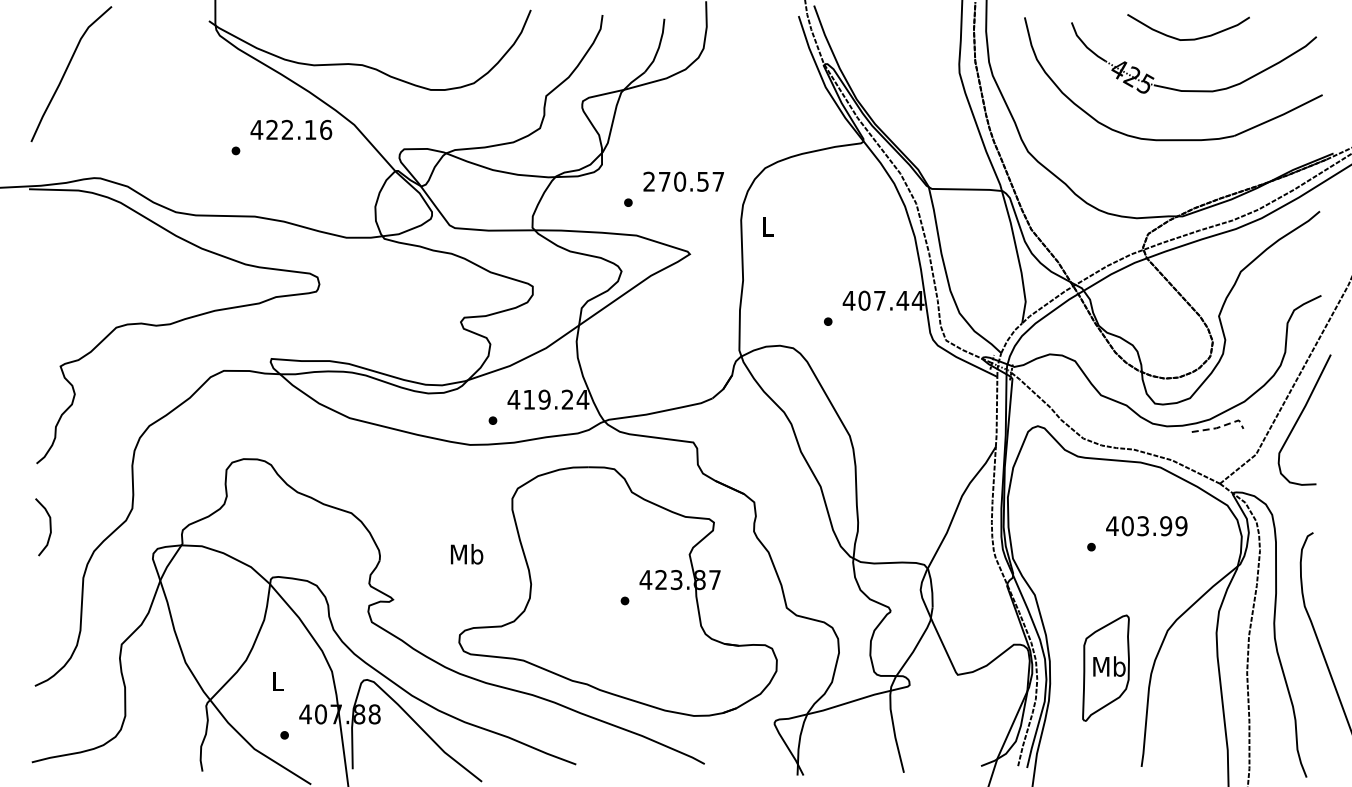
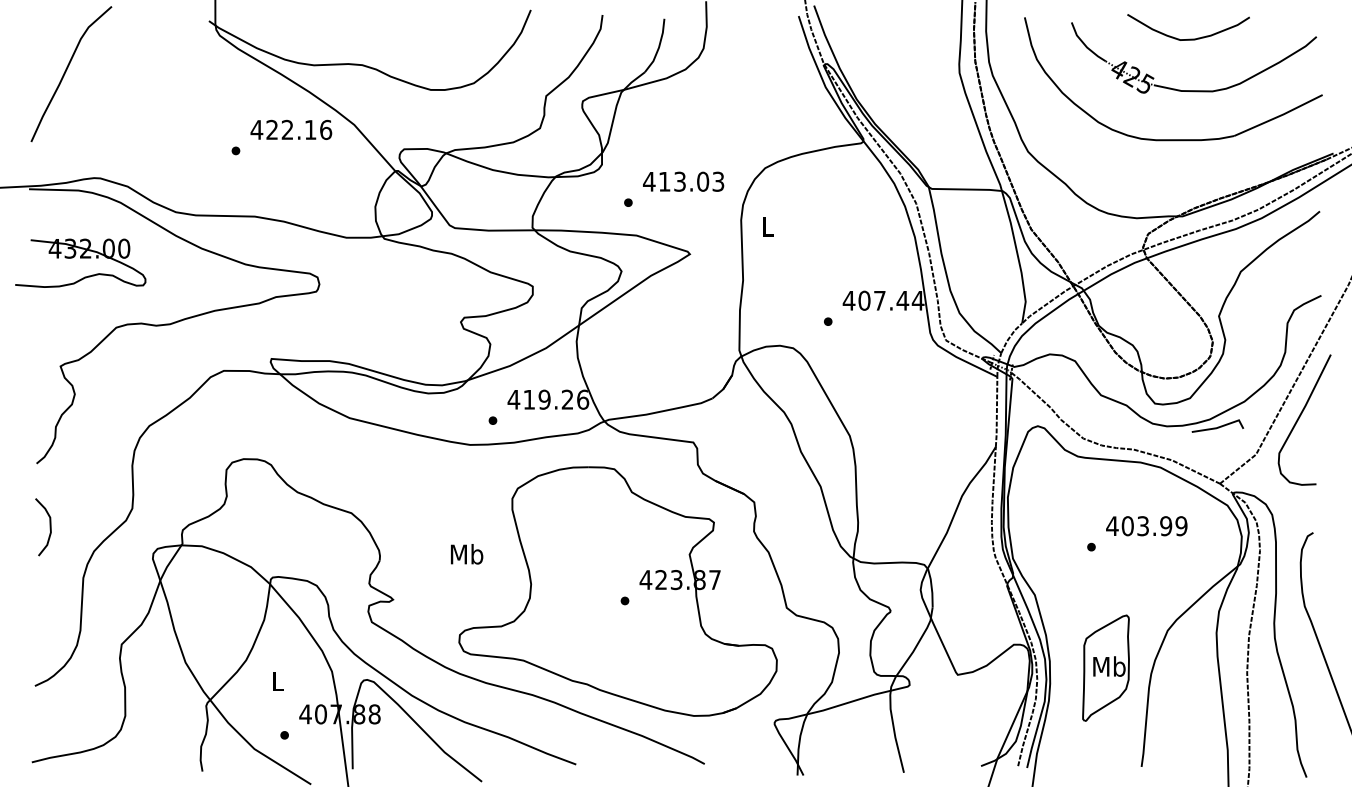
text: 270.57 -> 413.03 (683, 181)
part: none -> present (80, 262)
text: 419.24 -> 419.26 (582, 399)
line: dashed -> solid (1220, 426)
